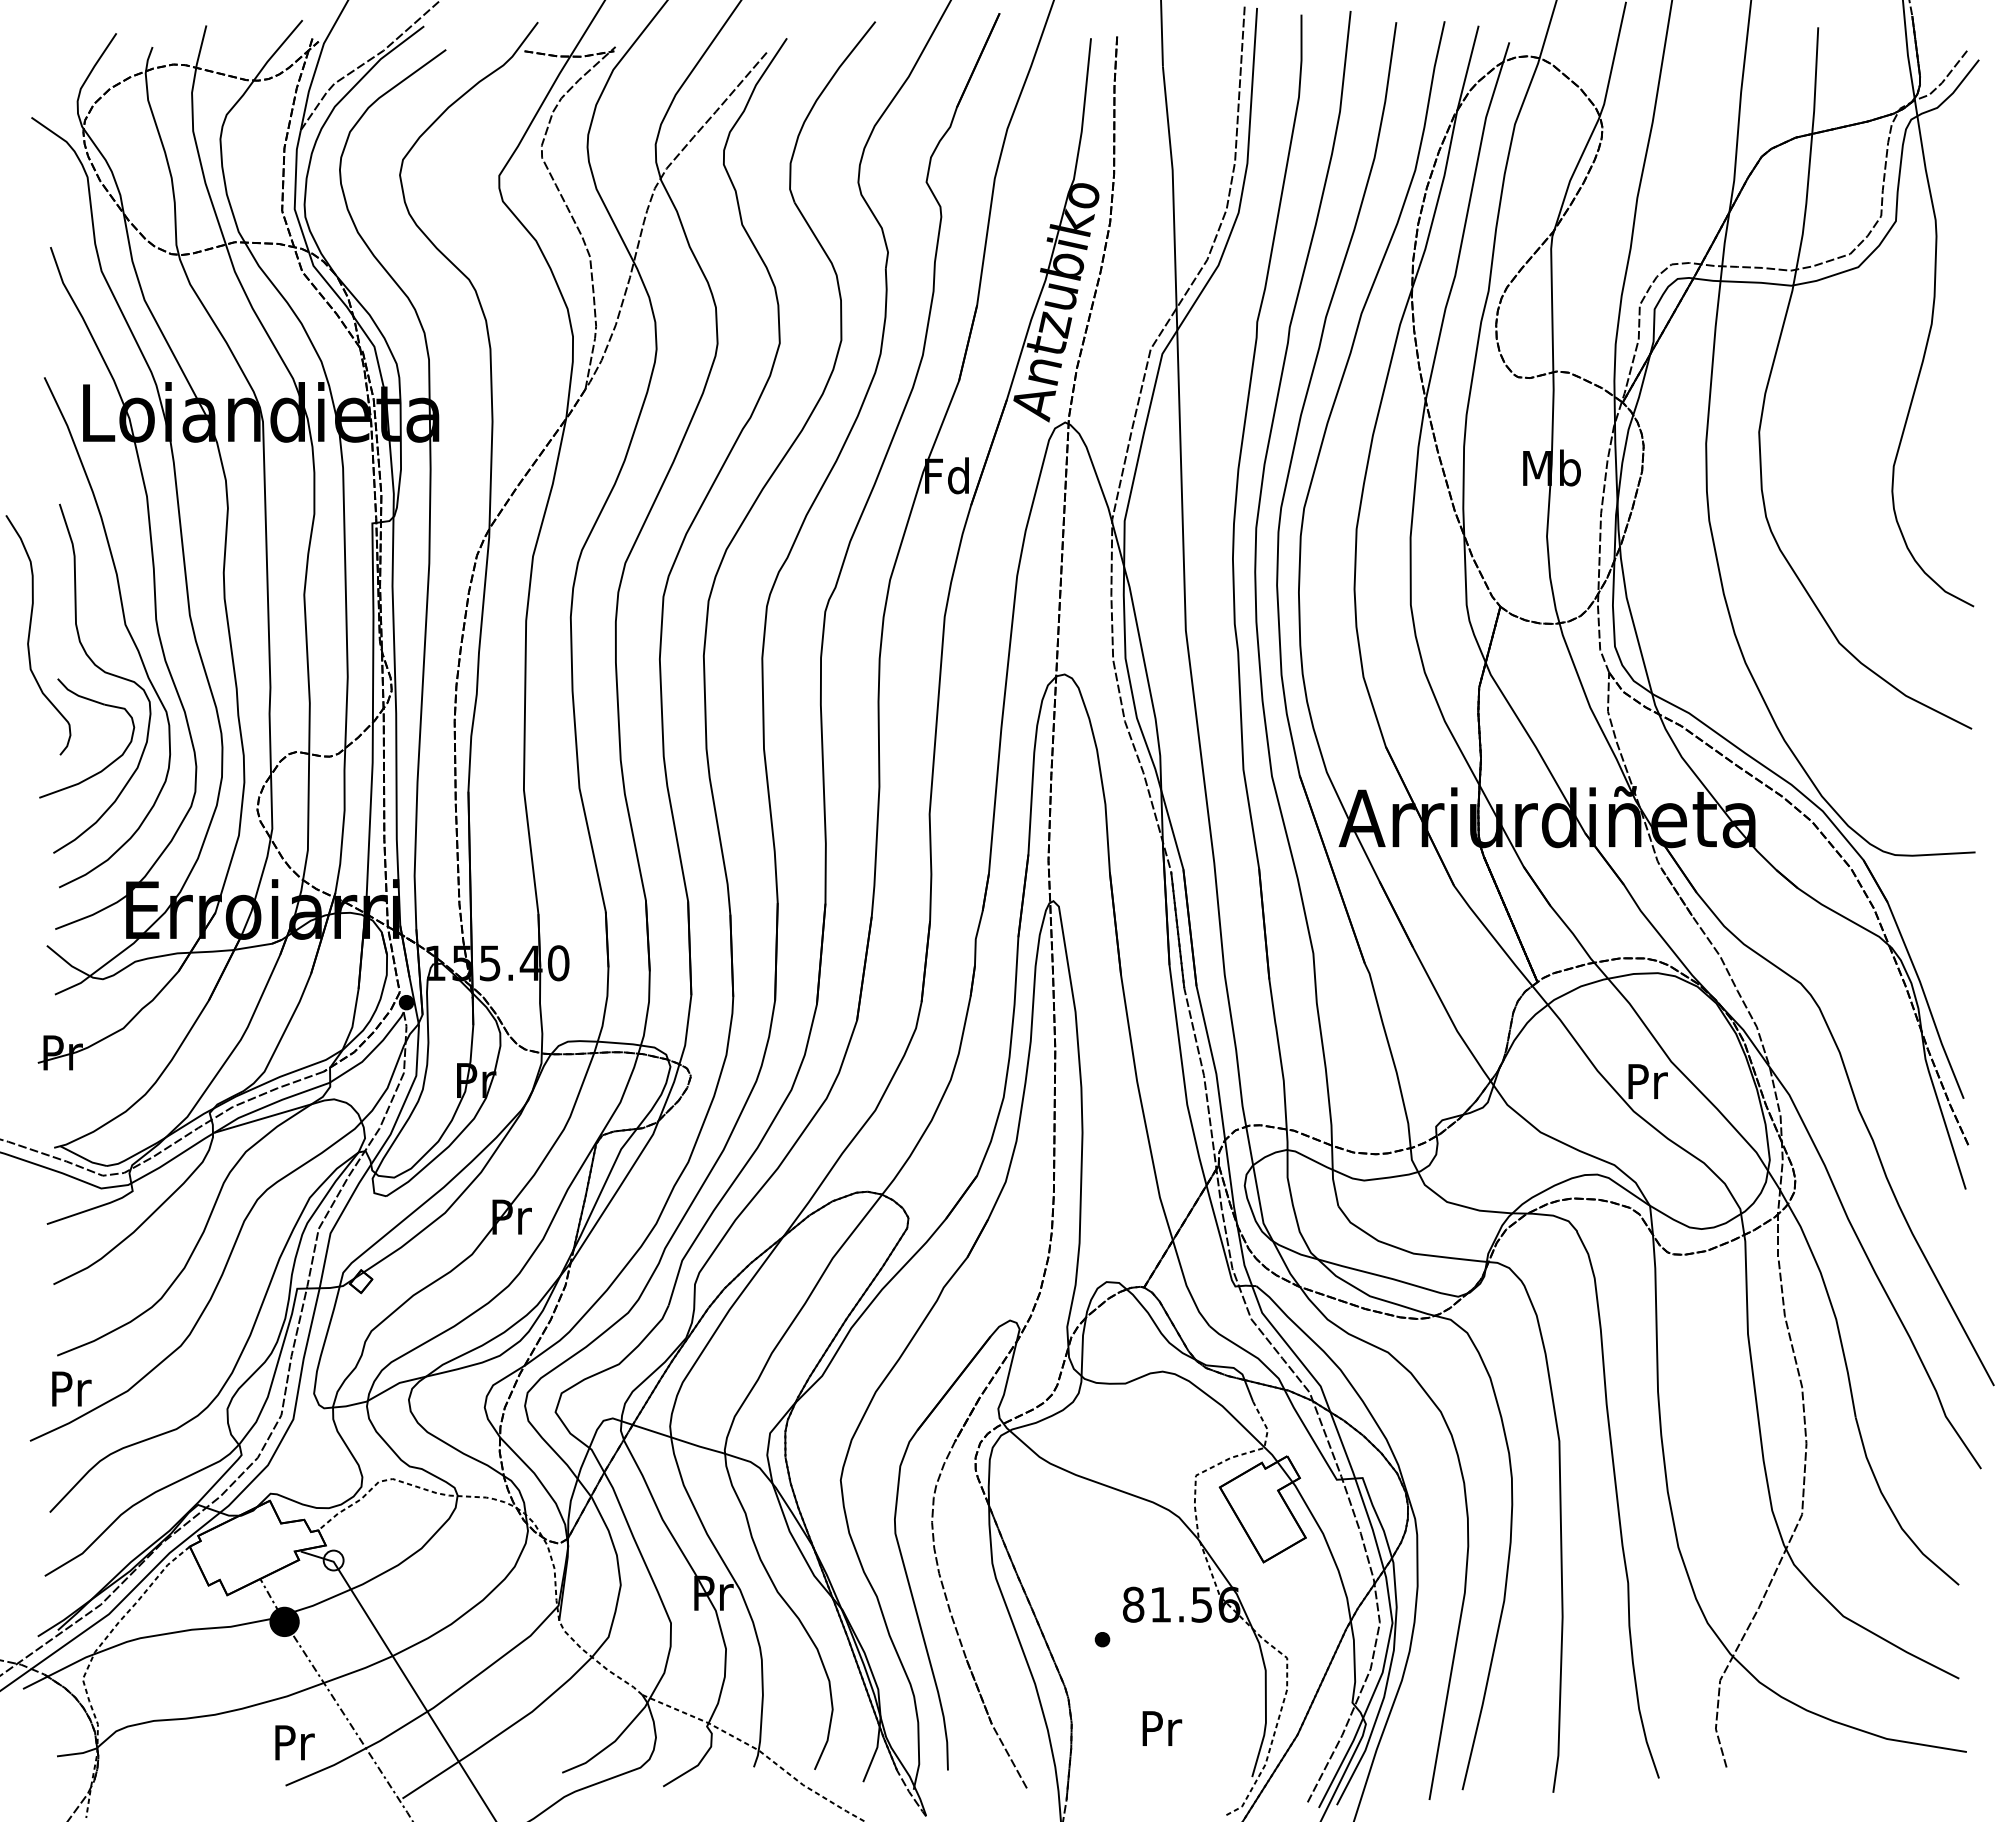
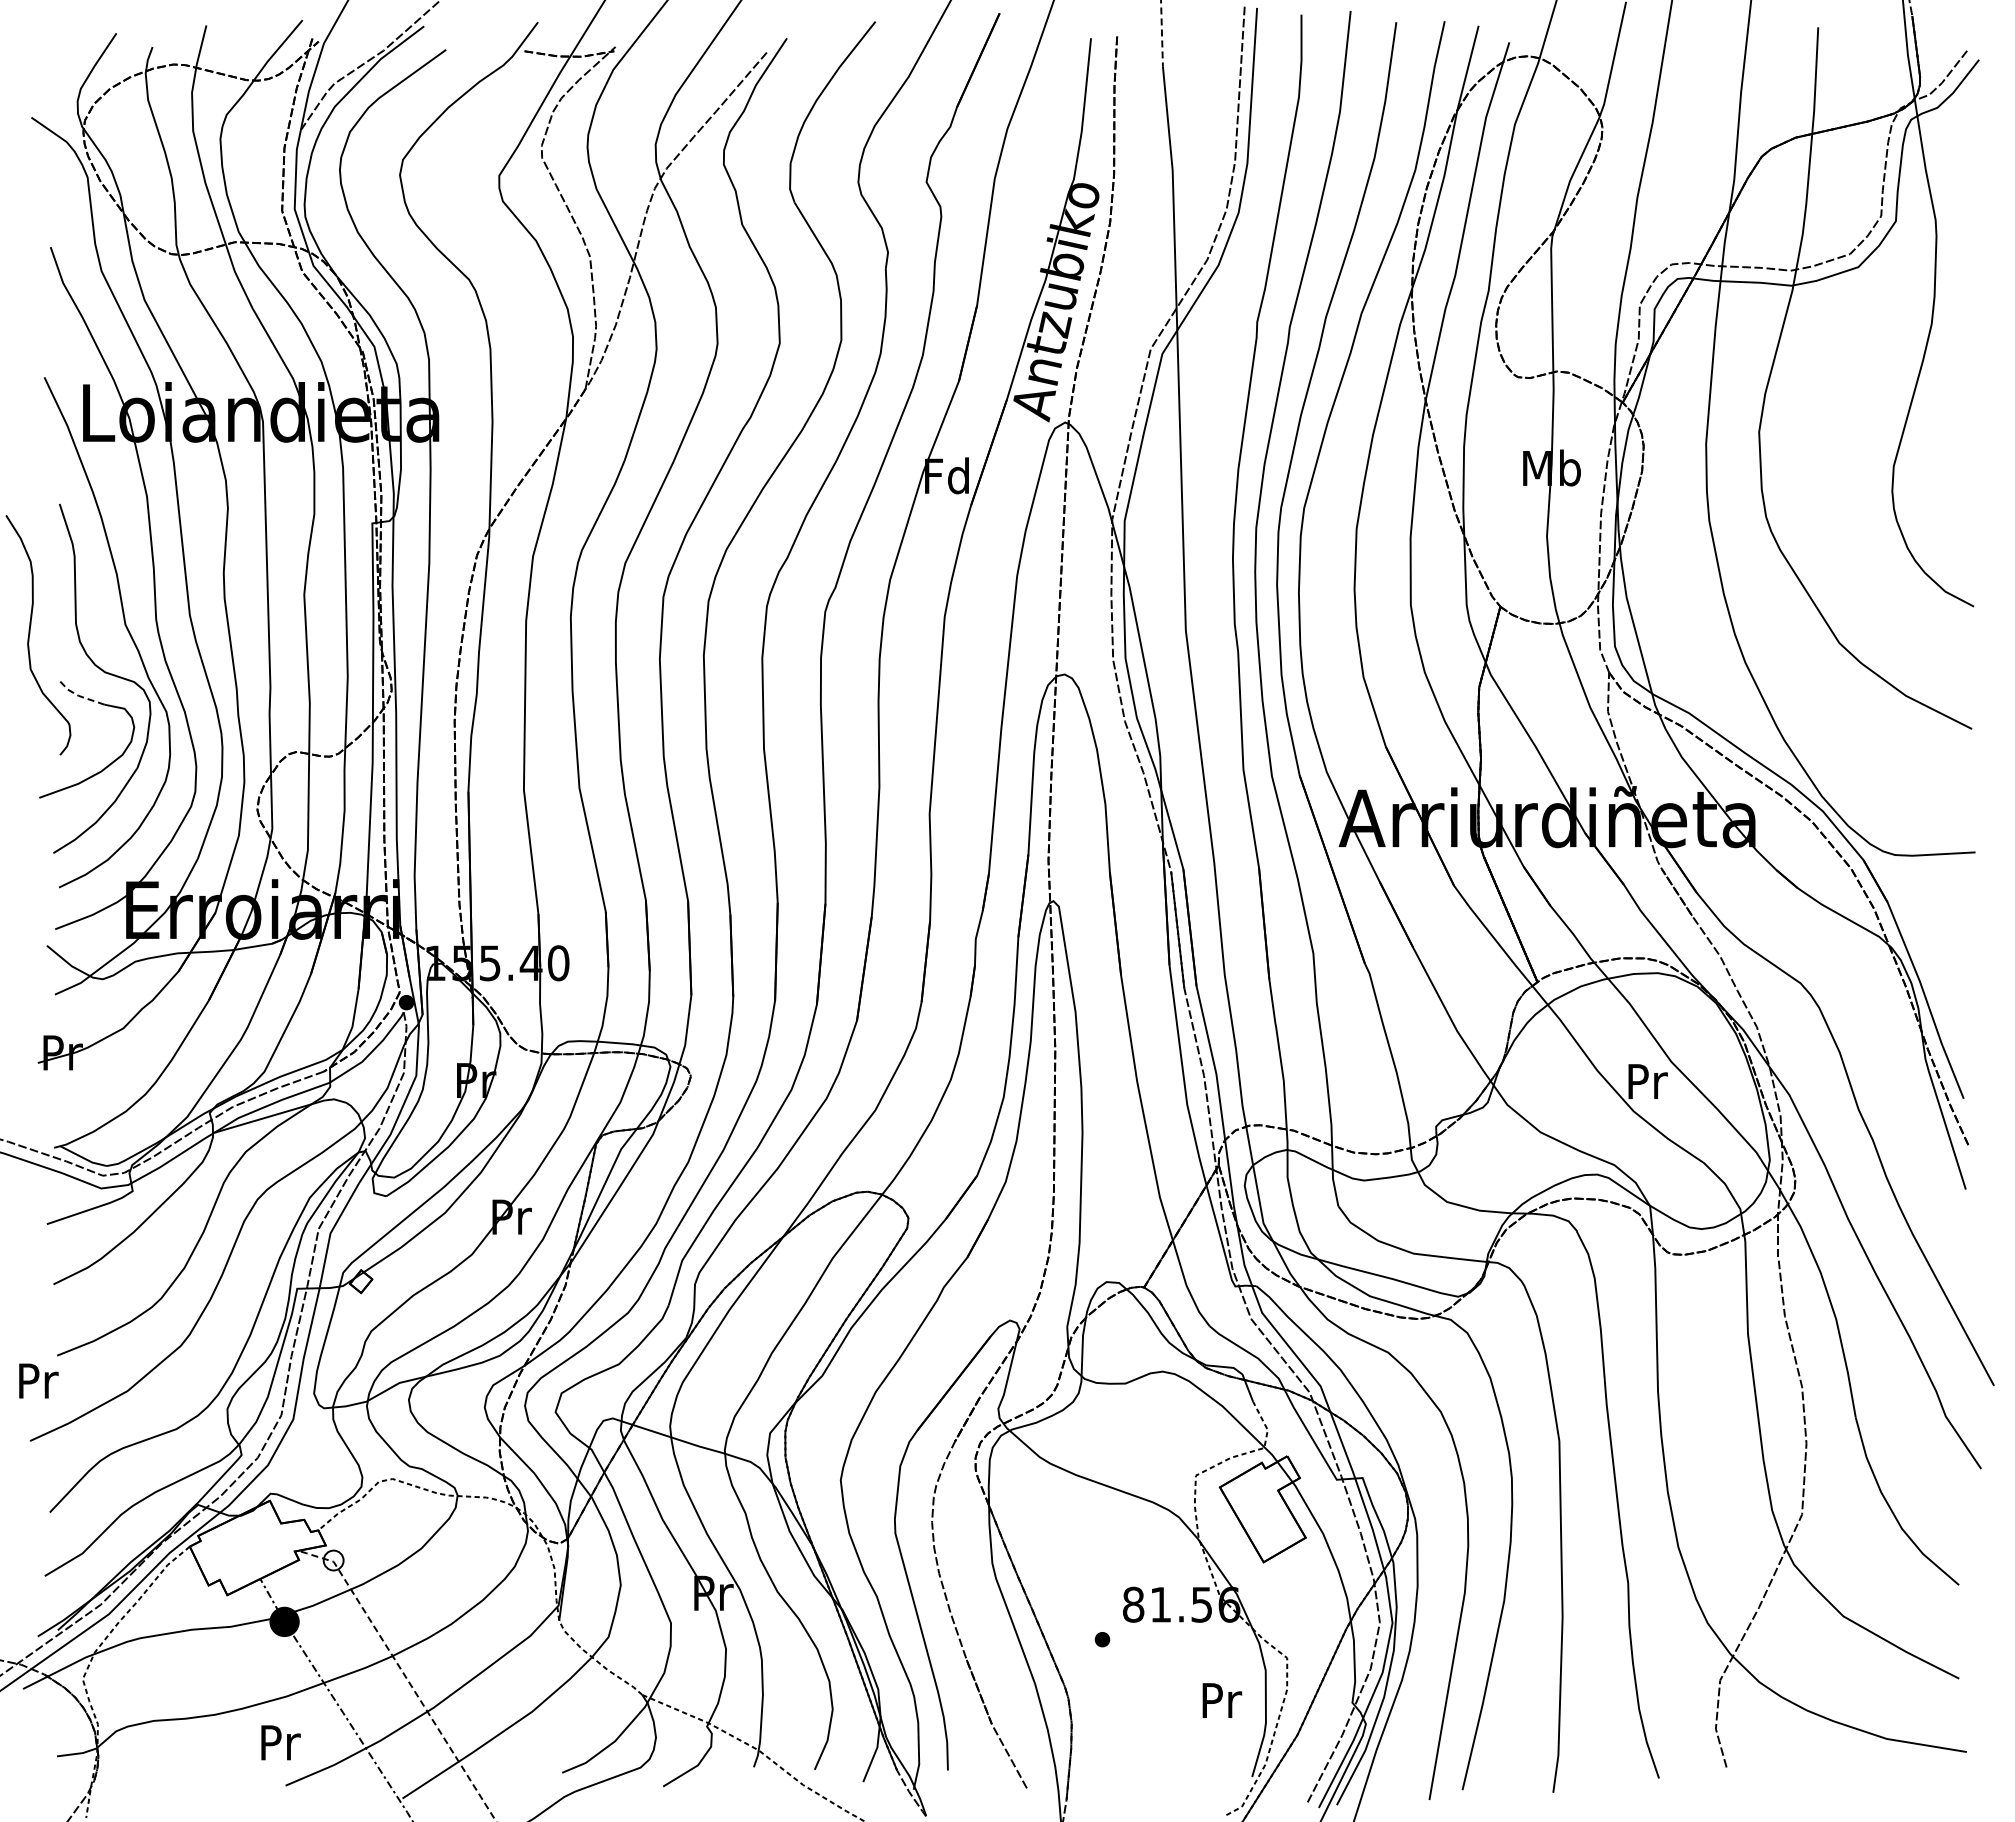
line: solid -> dashed (1162, 34)
line: solid -> dashed (78, 695)
text position: (71, 1388) -> (38, 1380) (38, 1380)
line: solid -> dashed (405, 1676)
text position: (1162, 1728) -> (1222, 1700) (1222, 1700)
text position: (294, 1742) -> (280, 1742) (280, 1742)
